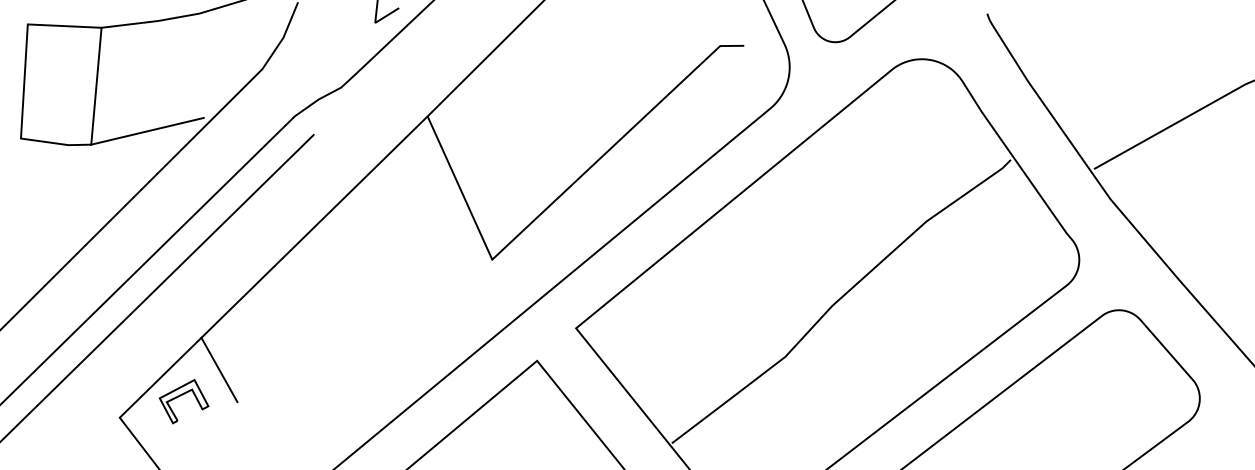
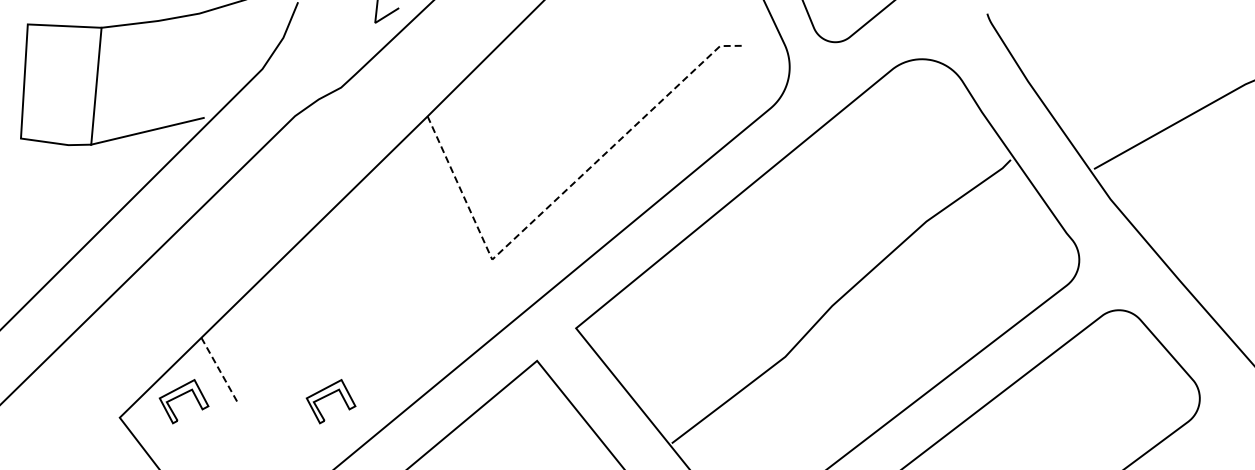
line: solid -> dashed (557, 198)
line: present -> none (157, 287)
line: solid -> dashed (219, 369)
part: none -> present (330, 401)
